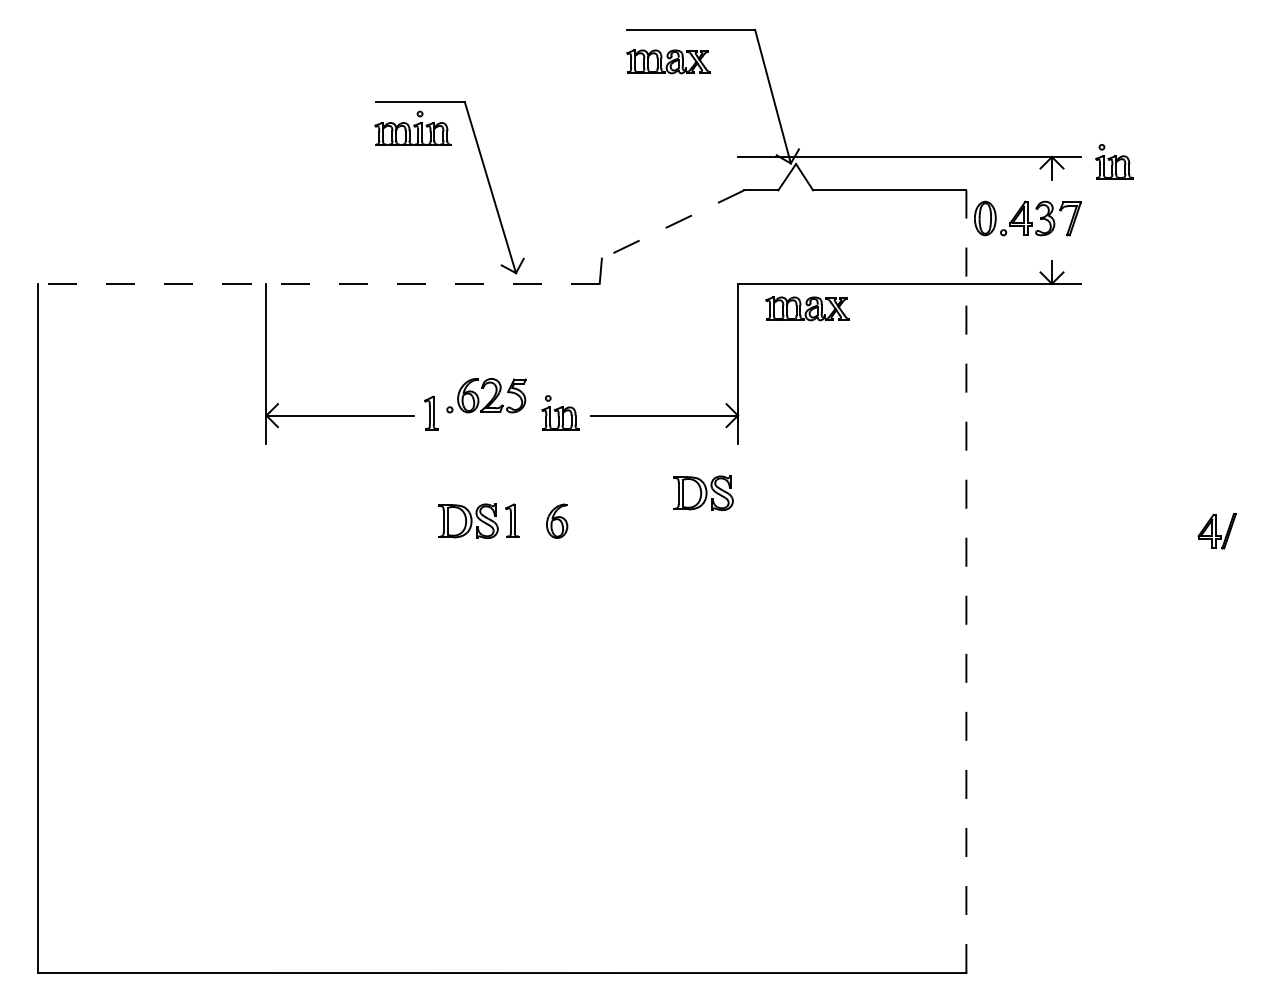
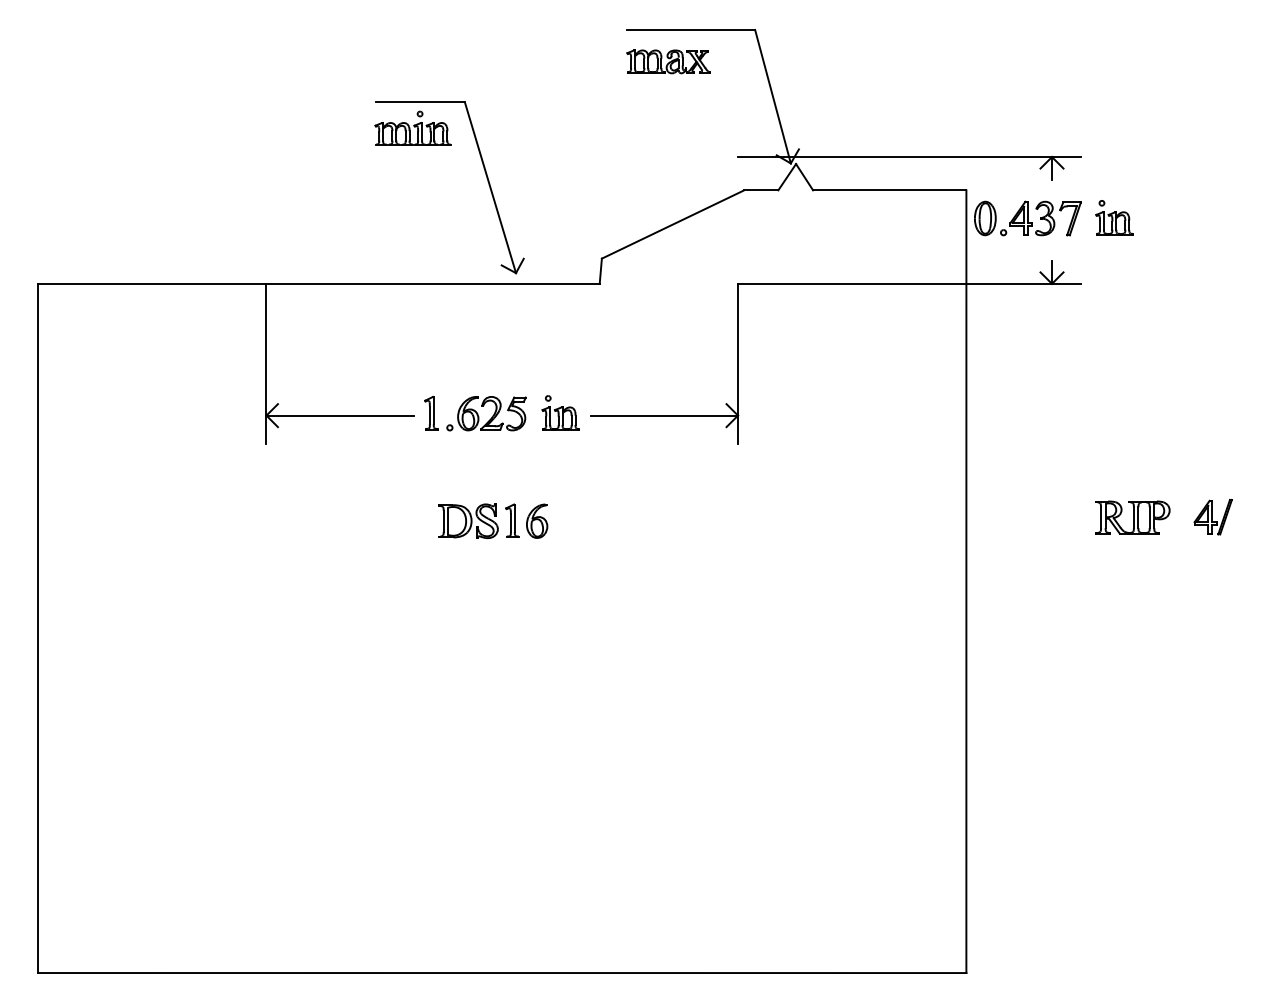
part position: (1114, 161) -> (1114, 217) (1114, 217)
line: dashed -> solid (673, 224)
line: dashed -> solid (318, 283)
part: present -> none (807, 308)
part position: (492, 397) -> (492, 415) (492, 415)
part: present -> none (703, 492)
part: none -> present (1132, 517)
part position: (557, 520) -> (537, 520) (537, 520)
part position: (1216, 530) -> (1212, 516) (1212, 516)
line: dashed -> solid (966, 581)
